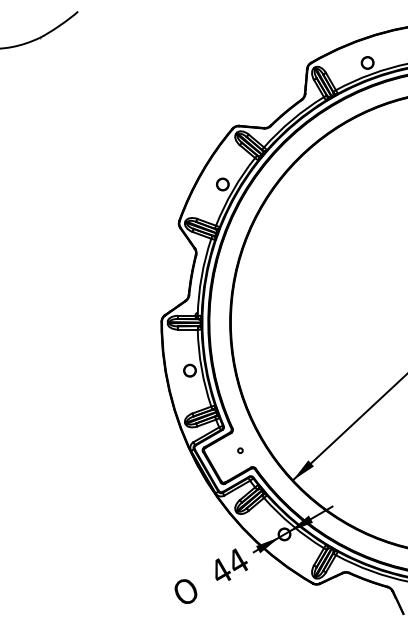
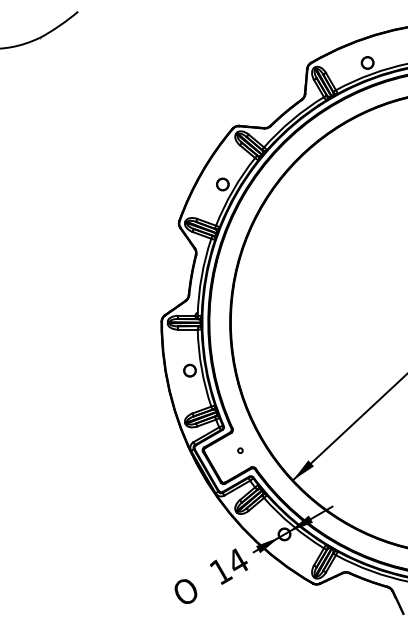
text: 44 -> 14 (221, 571)
